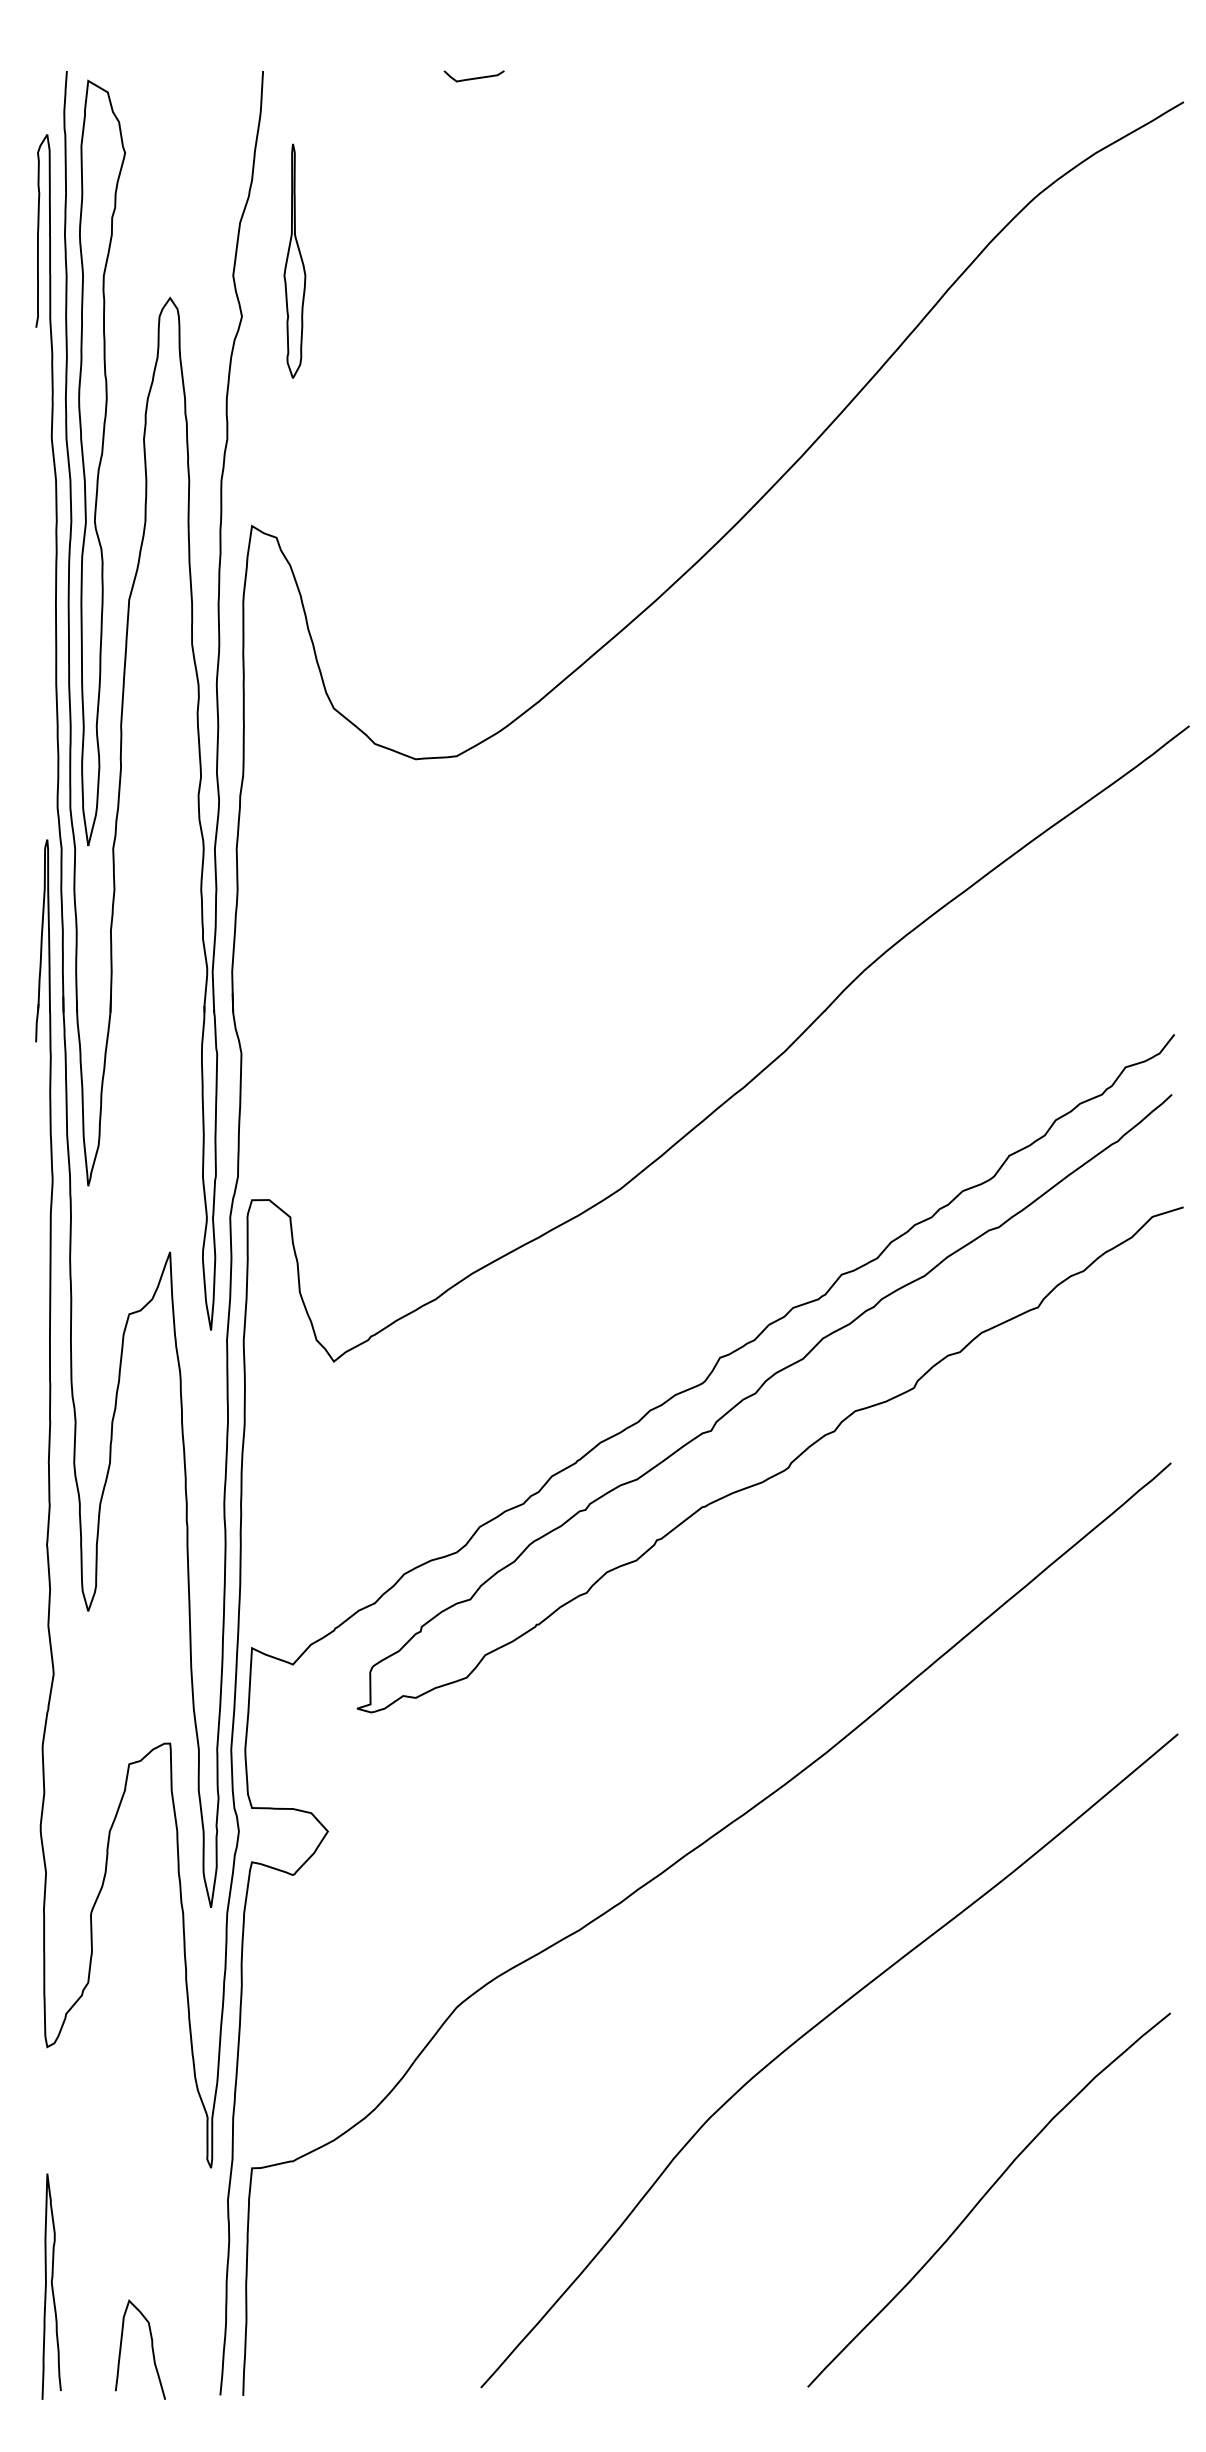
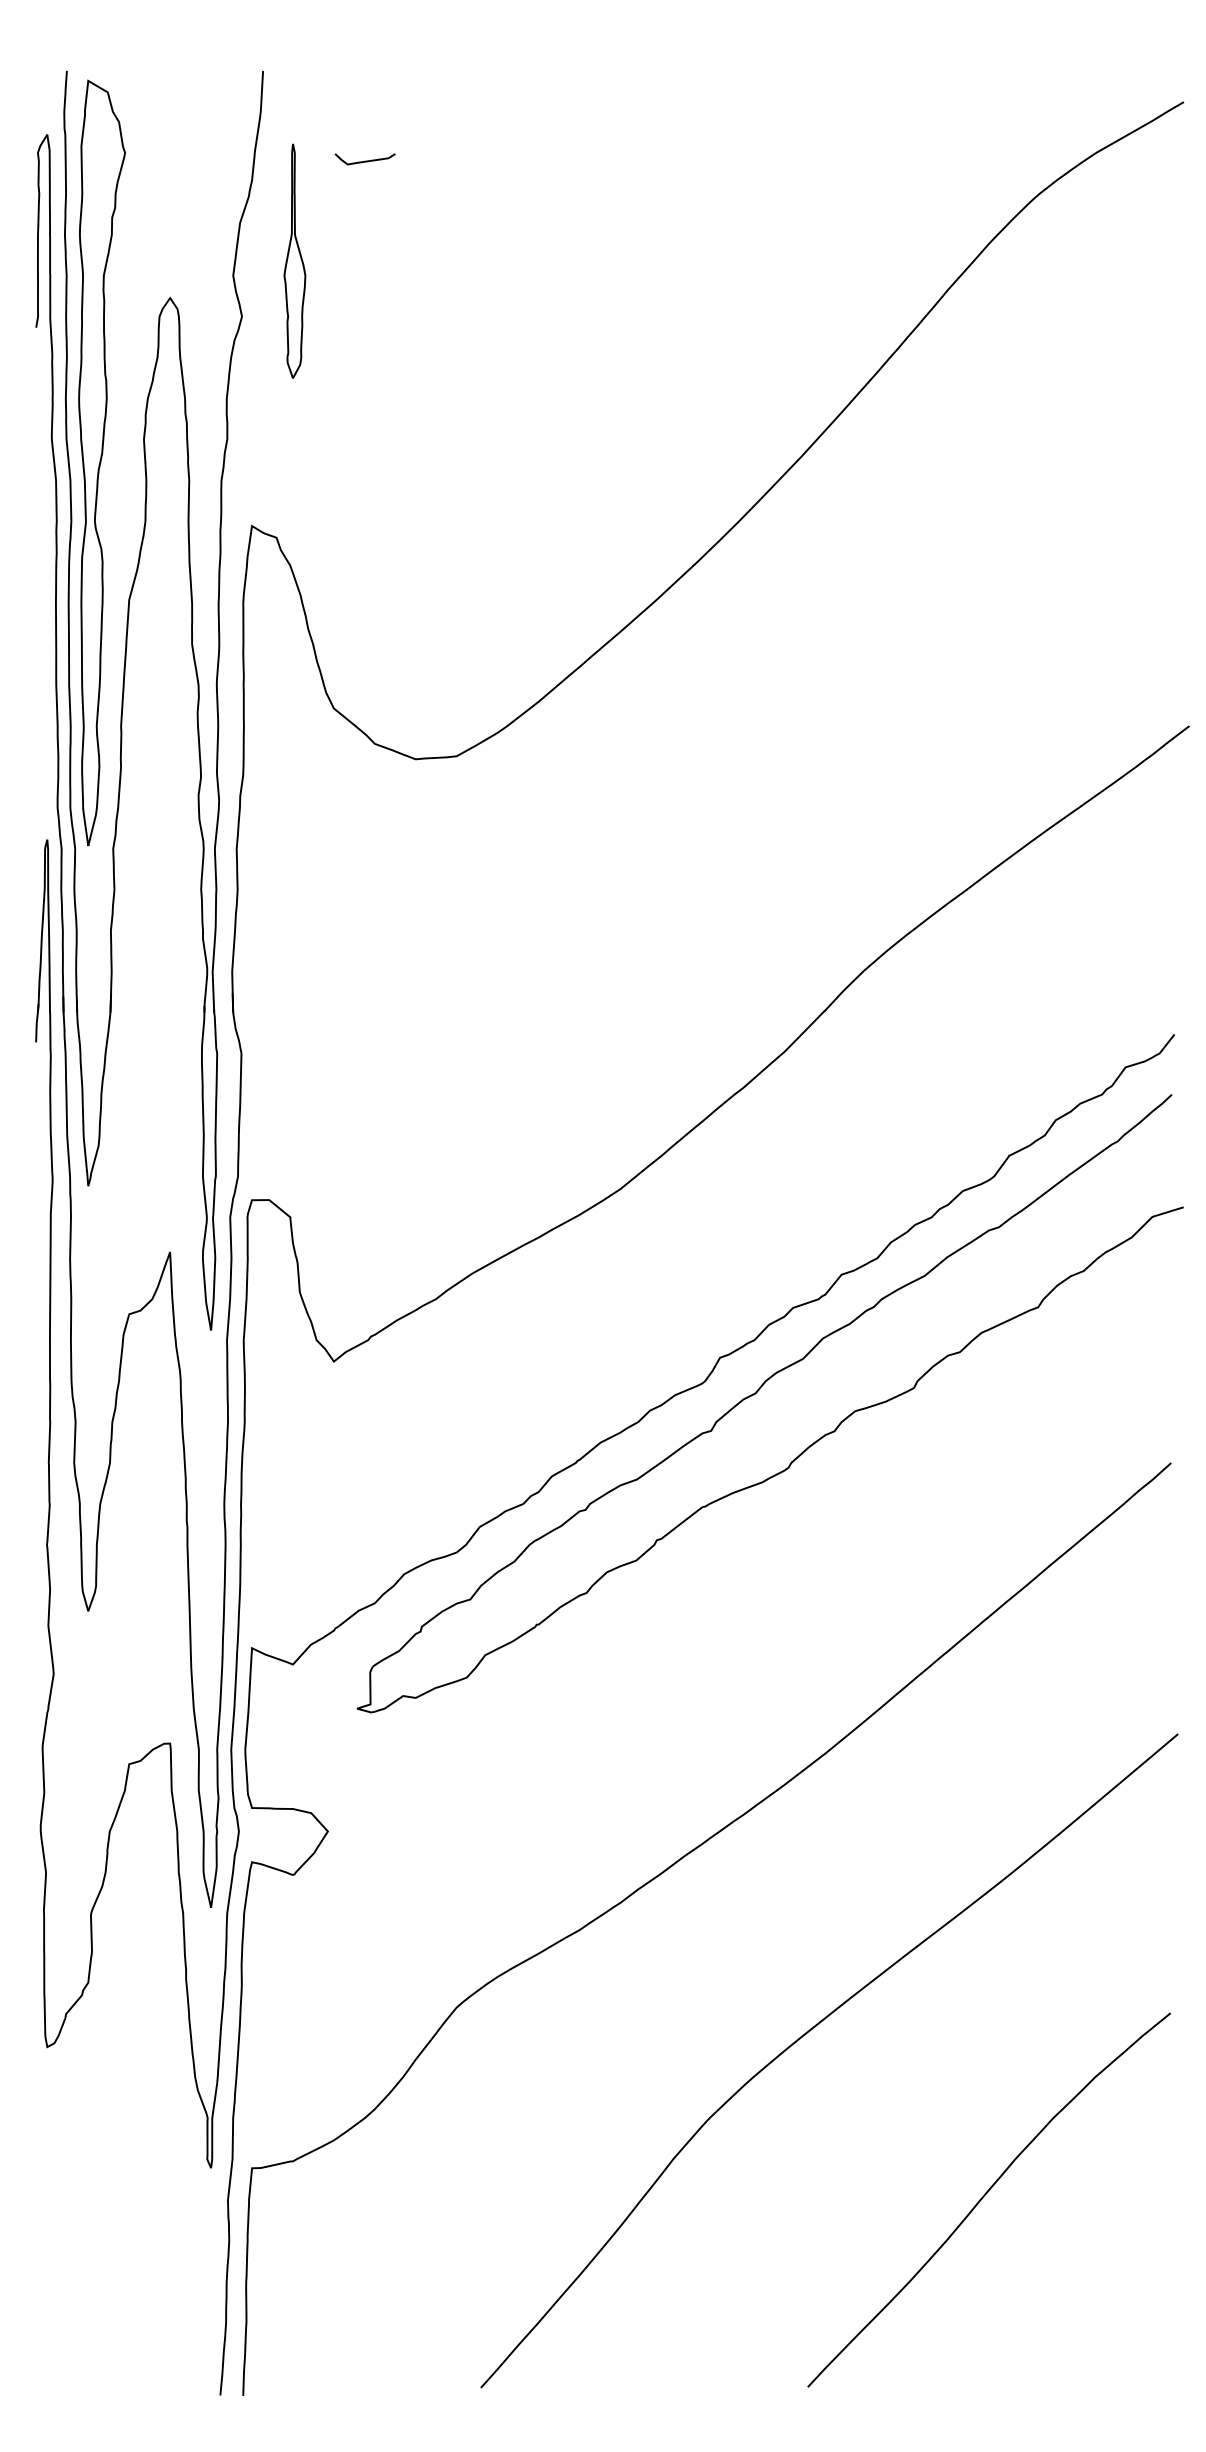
curve position: (473, 77) -> (364, 160) (364, 160)
curve: present -> none (51, 2286)
curve: present -> none (151, 2348)
